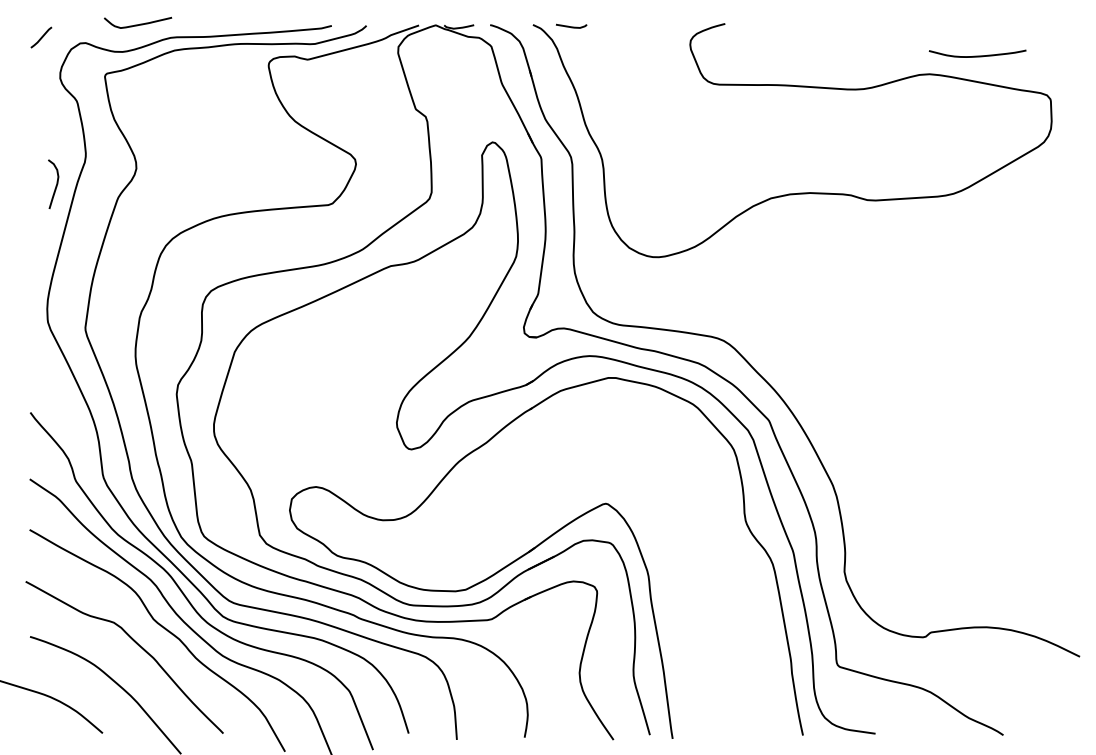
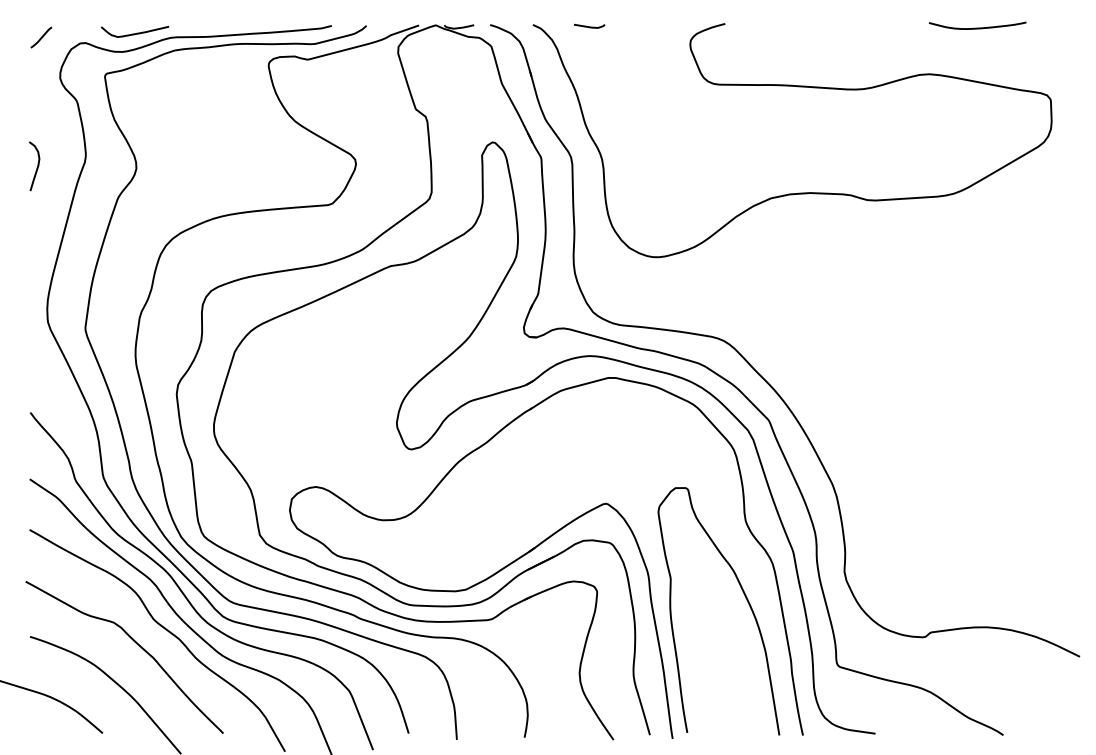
curve position: (138, 24) -> (135, 33) (135, 33)
curve position: (571, 26) -> (589, 26) (589, 26)
curve position: (977, 55) -> (977, 27) (977, 27)
curve position: (55, 185) -> (36, 167) (36, 167)
curve: none -> present (745, 598)
